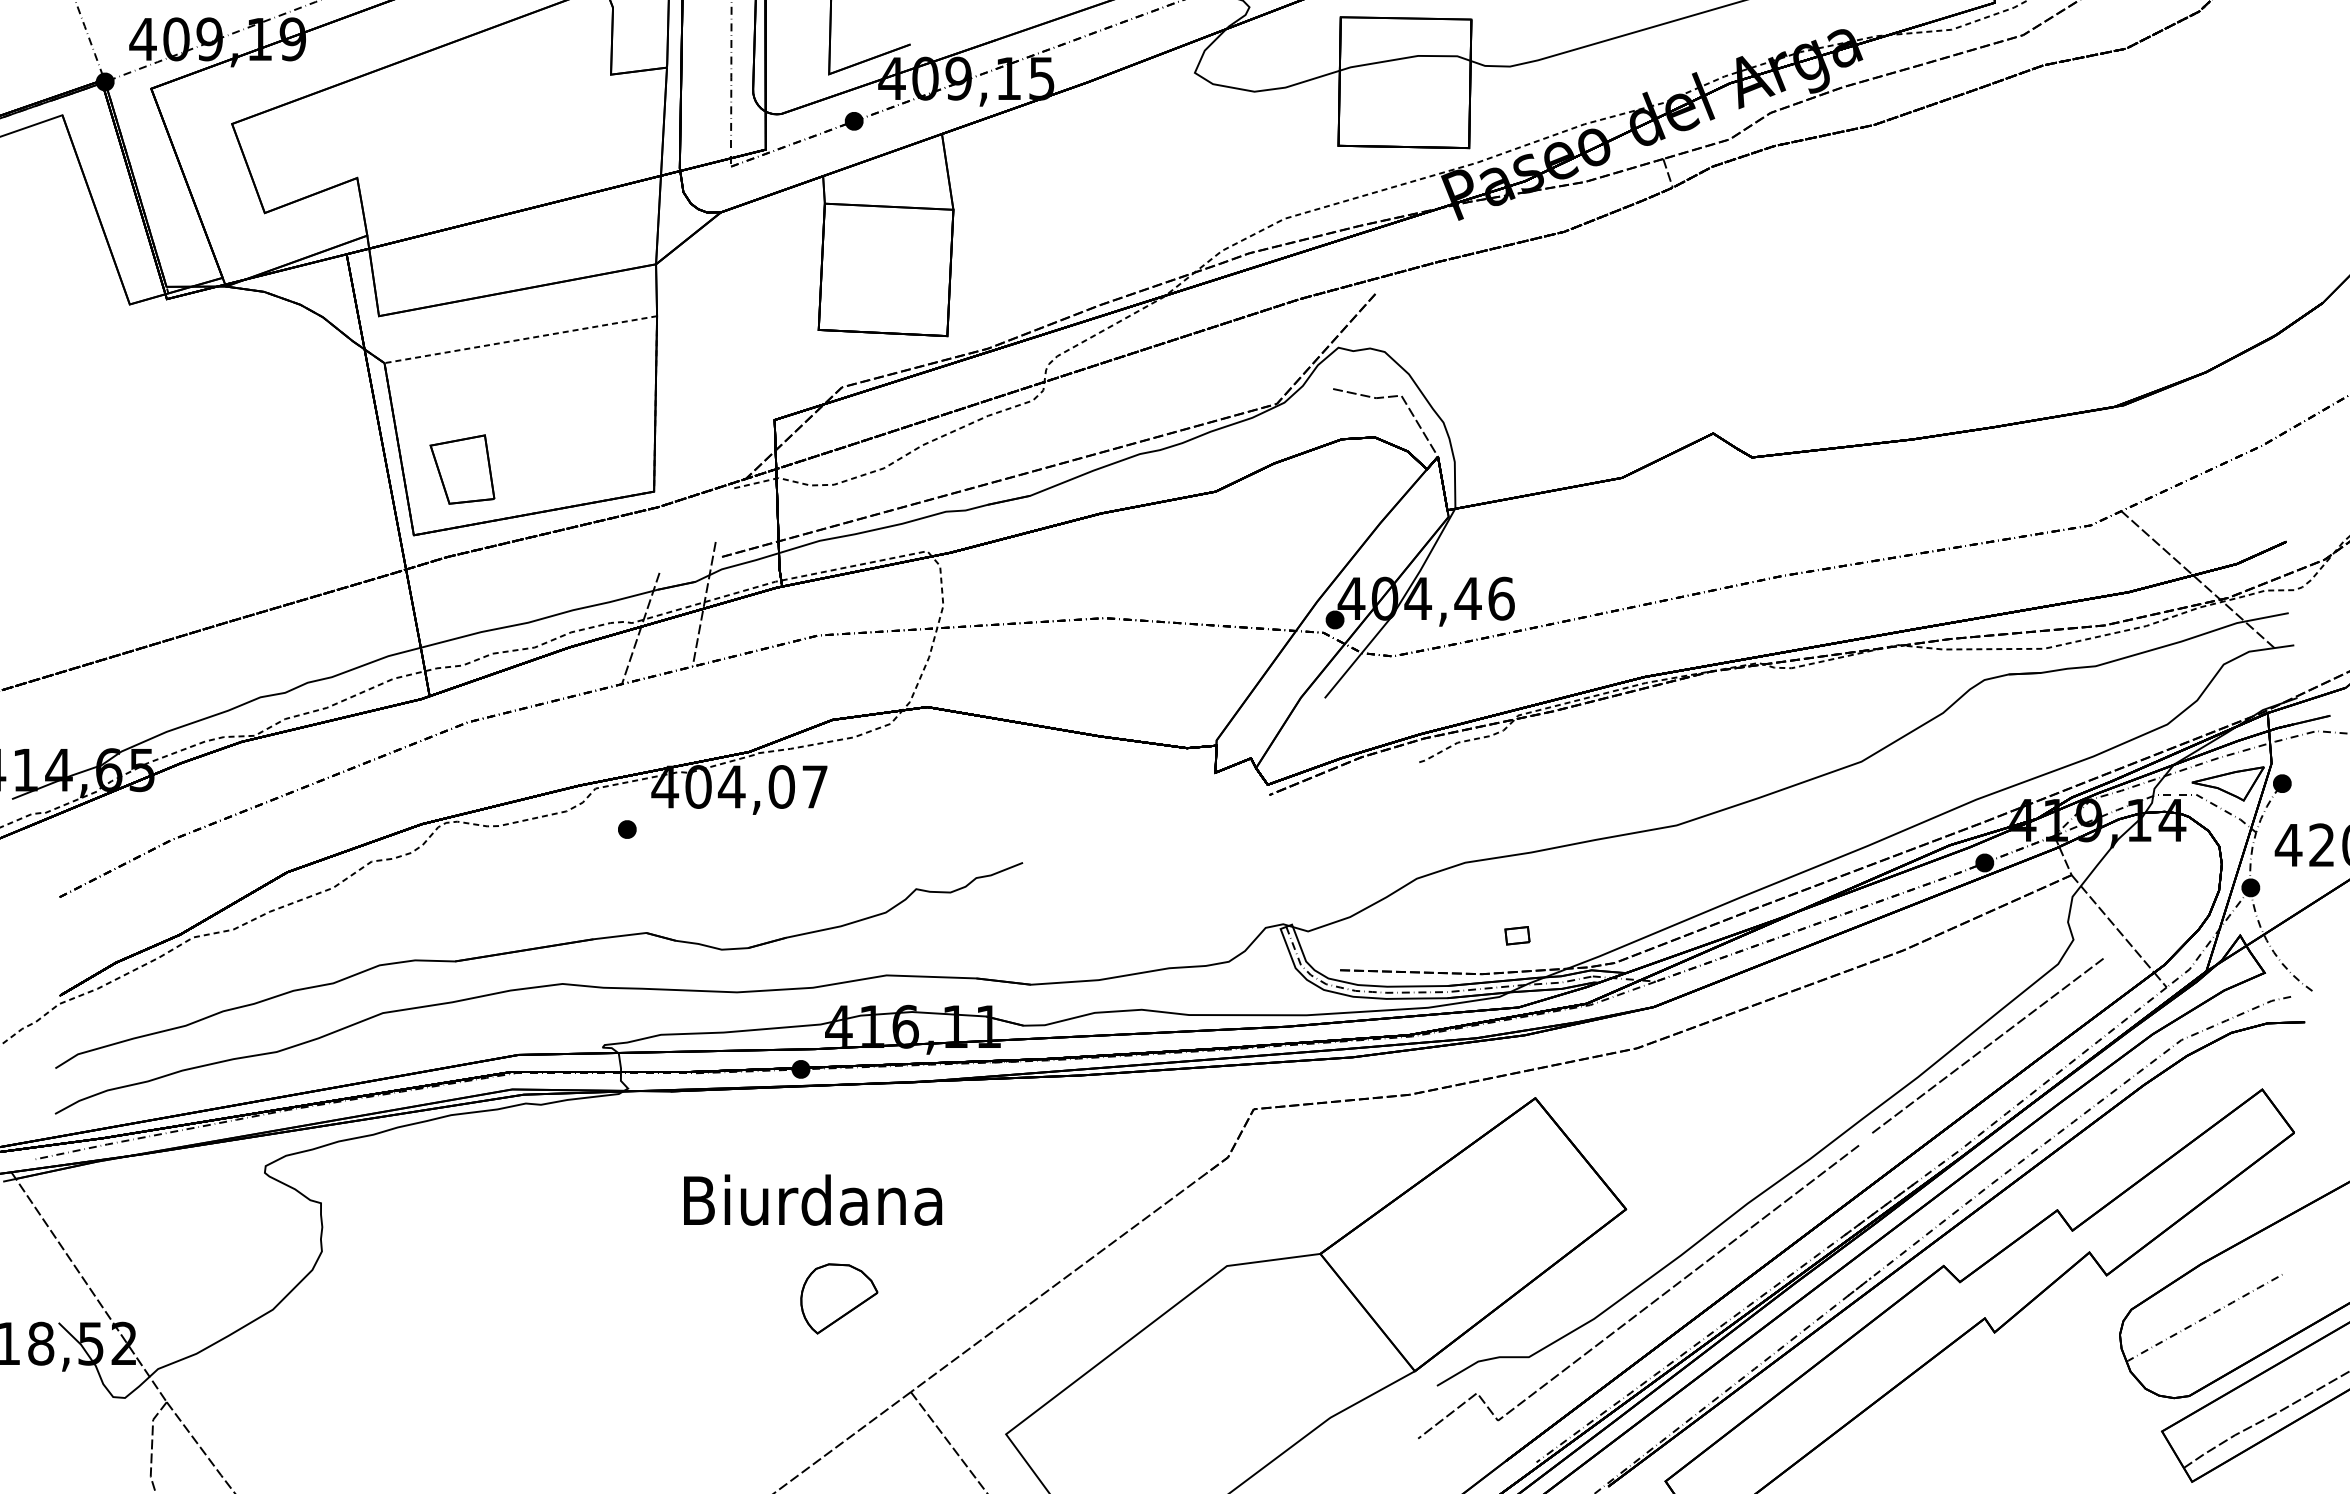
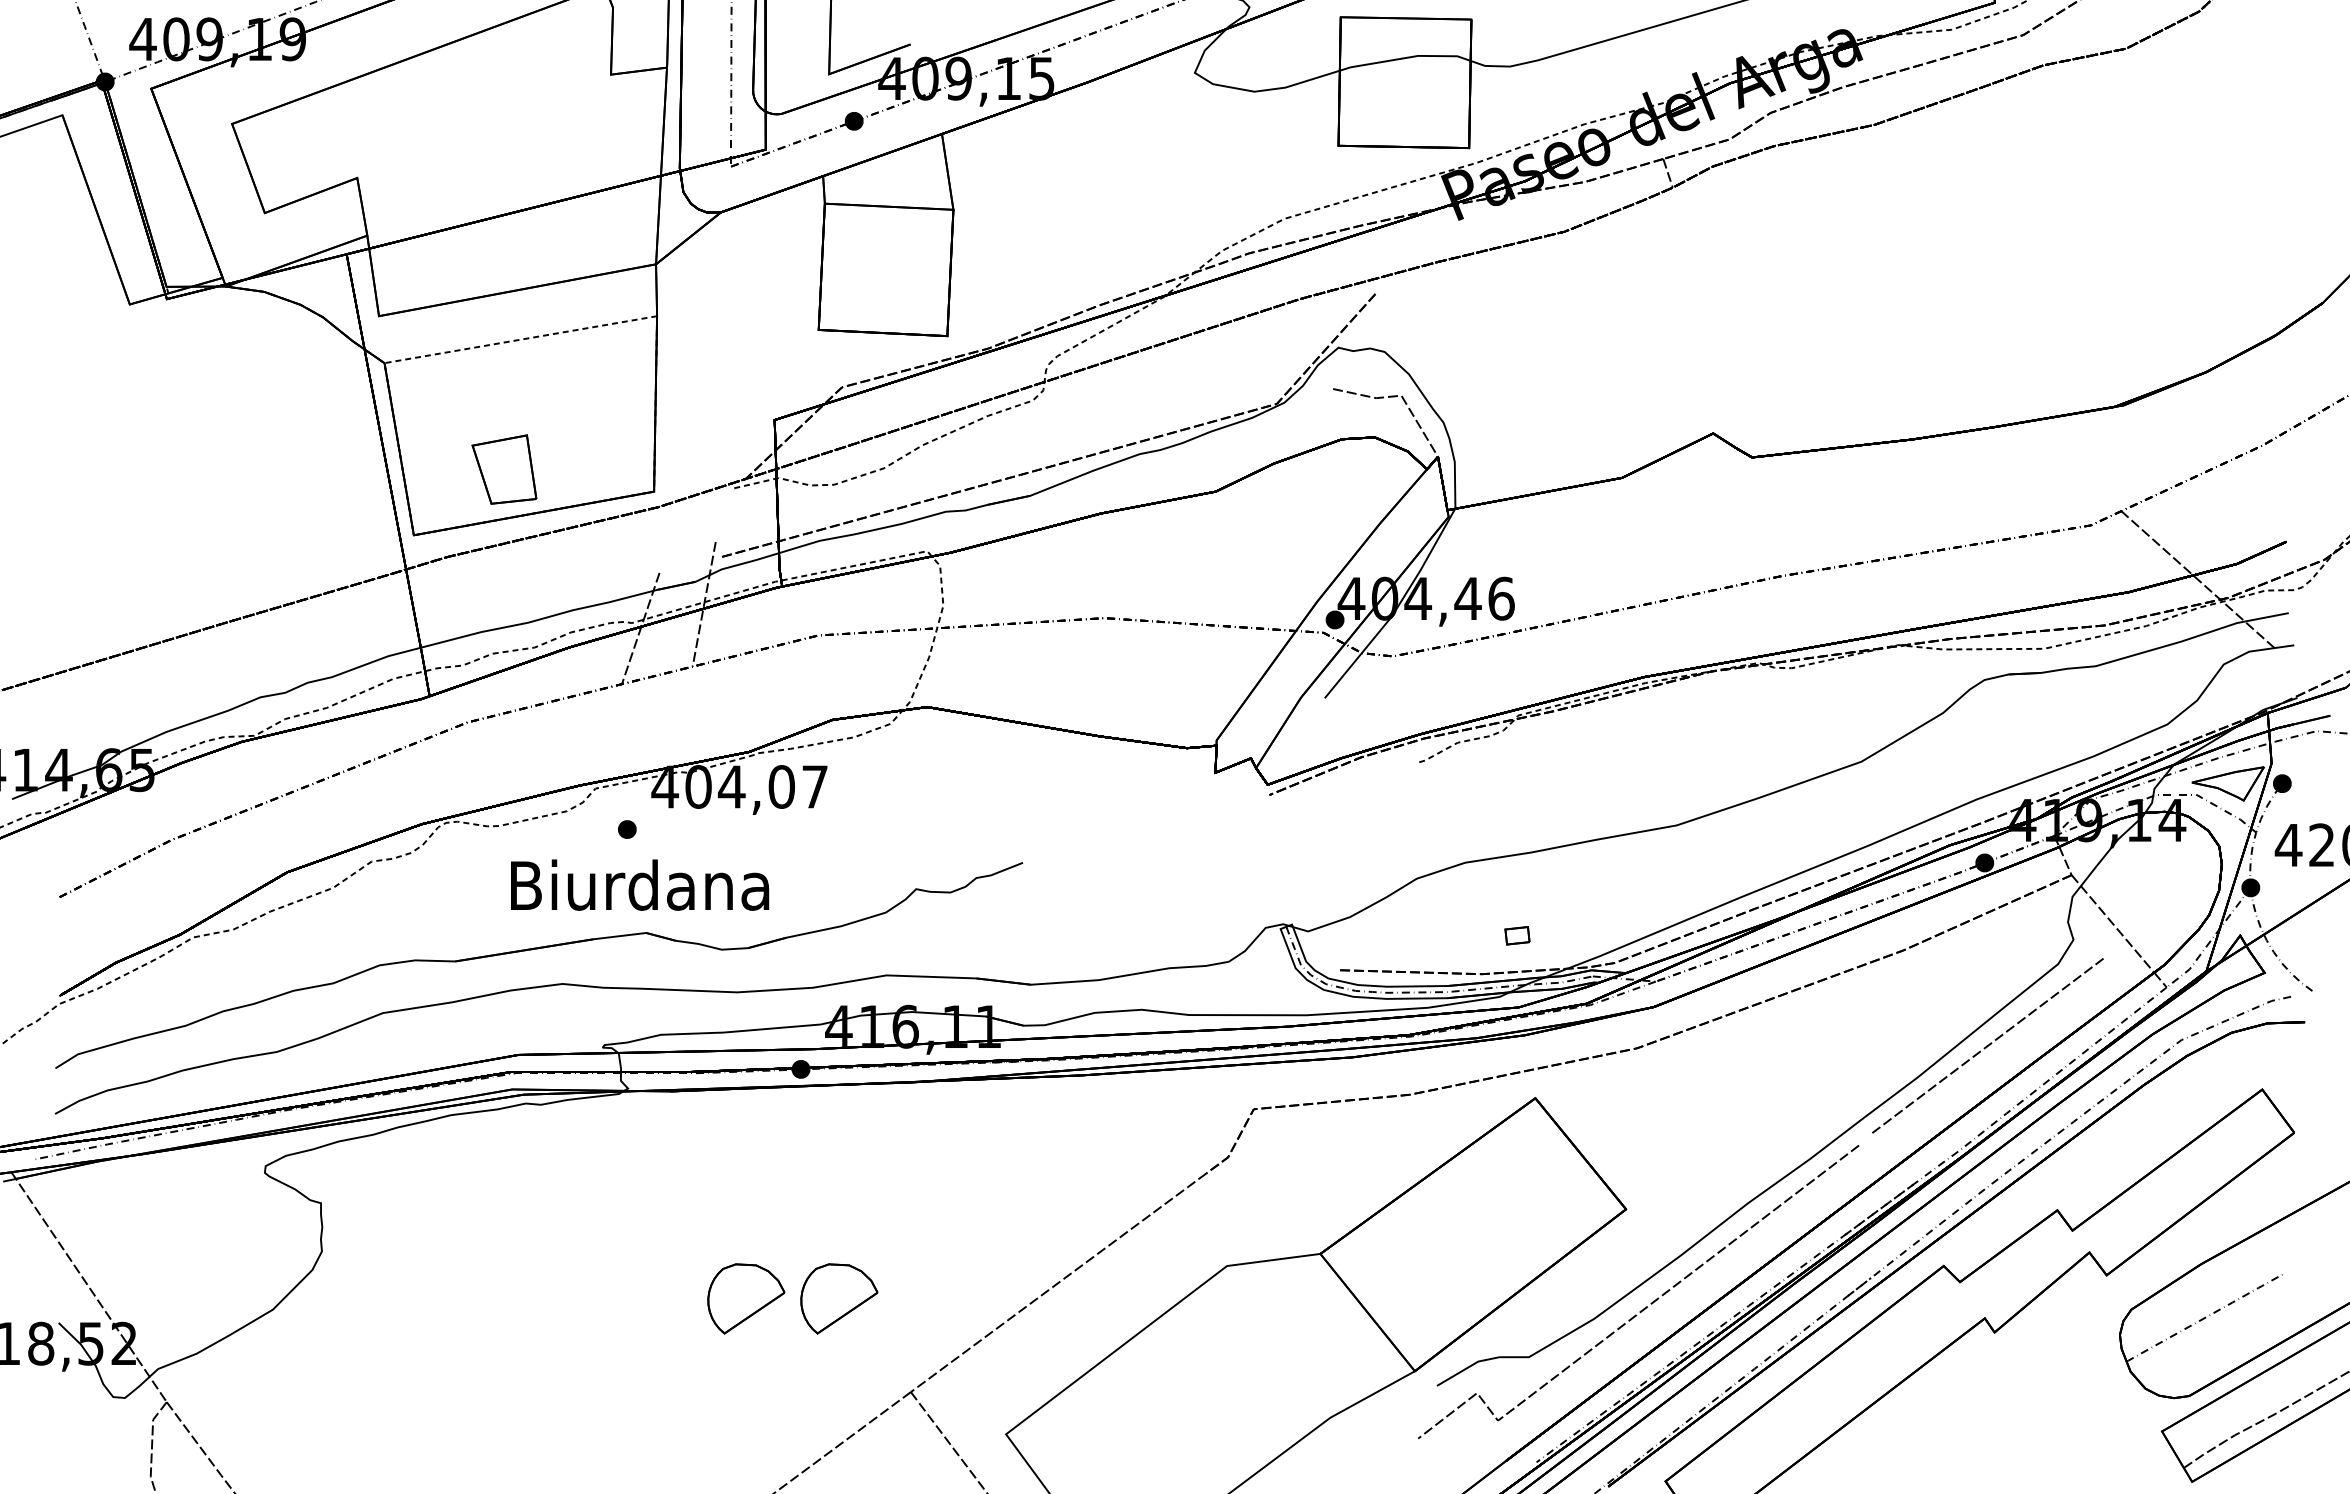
part position: (462, 469) -> (504, 469) (504, 469)
text position: (813, 1199) -> (640, 884) (640, 884)
part: none -> present (746, 1298)
